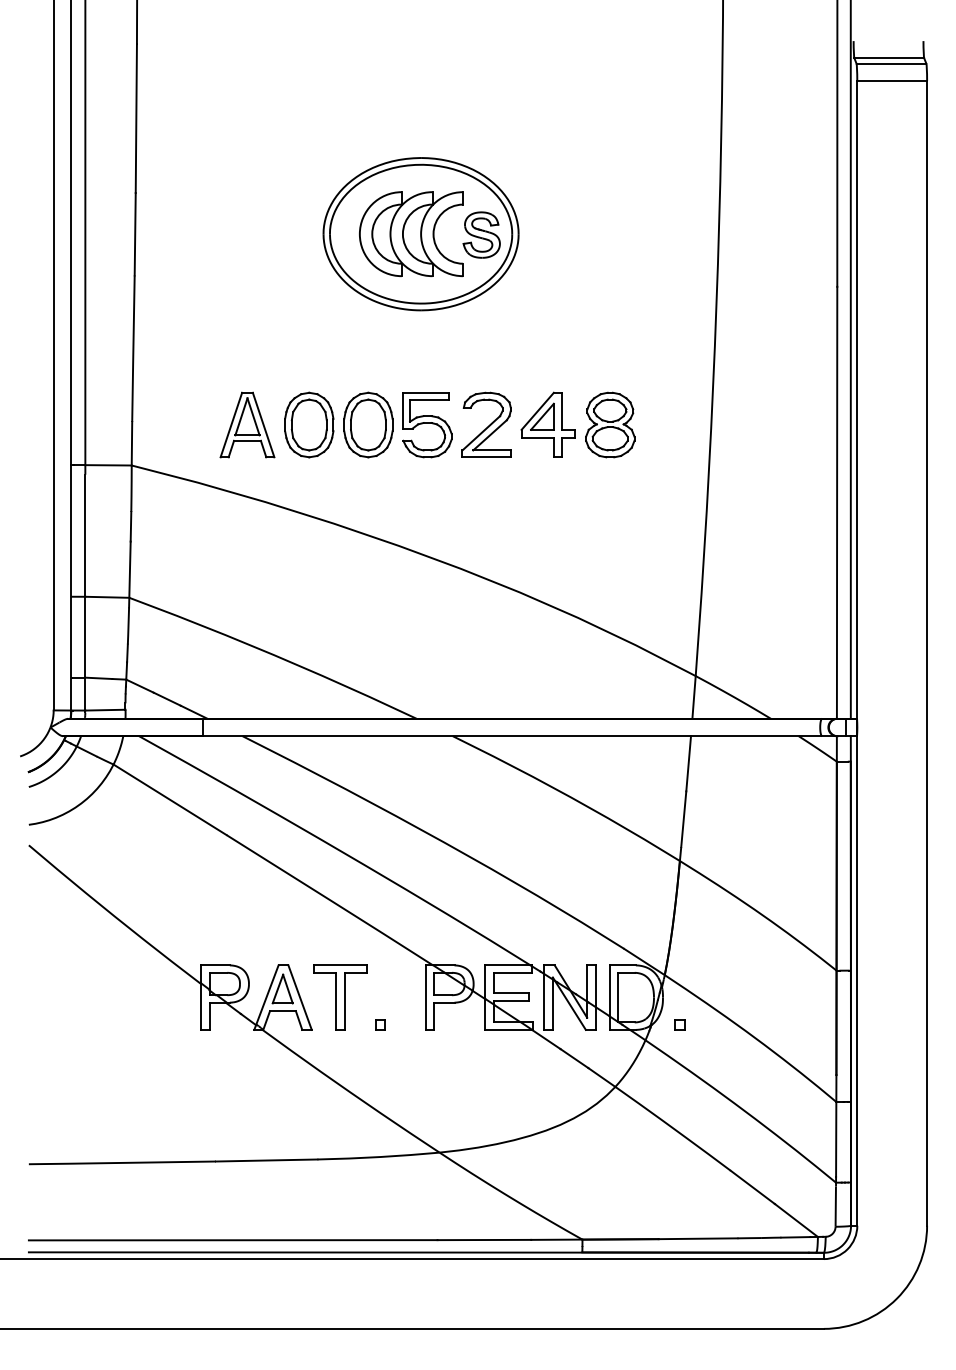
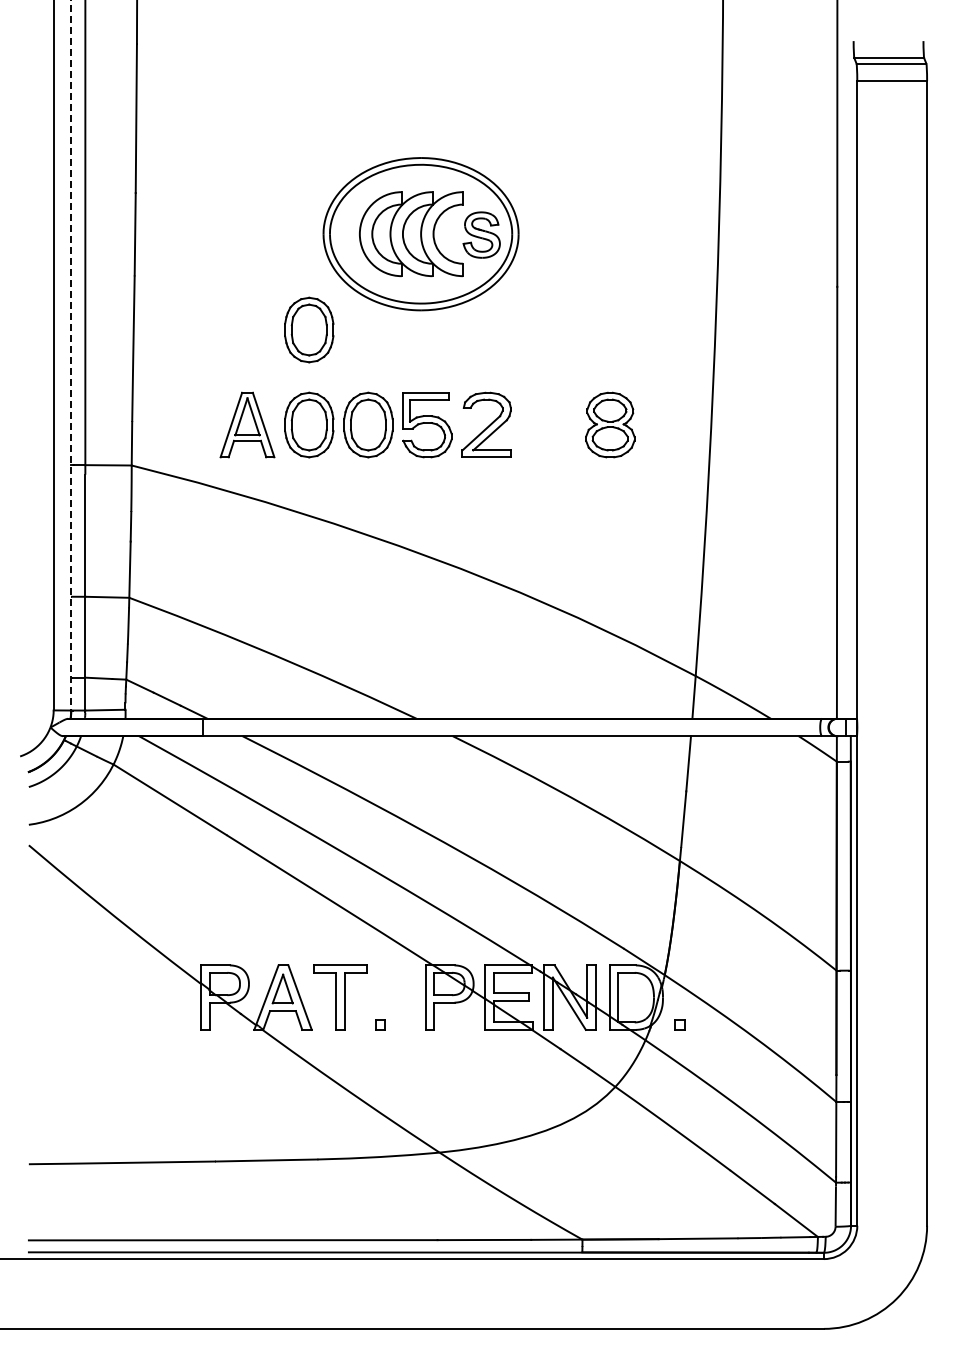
part: none -> present (309, 329)
line: solid -> dashed (71, 355)
line: present -> none (850, 360)
part: present -> none (547, 424)
